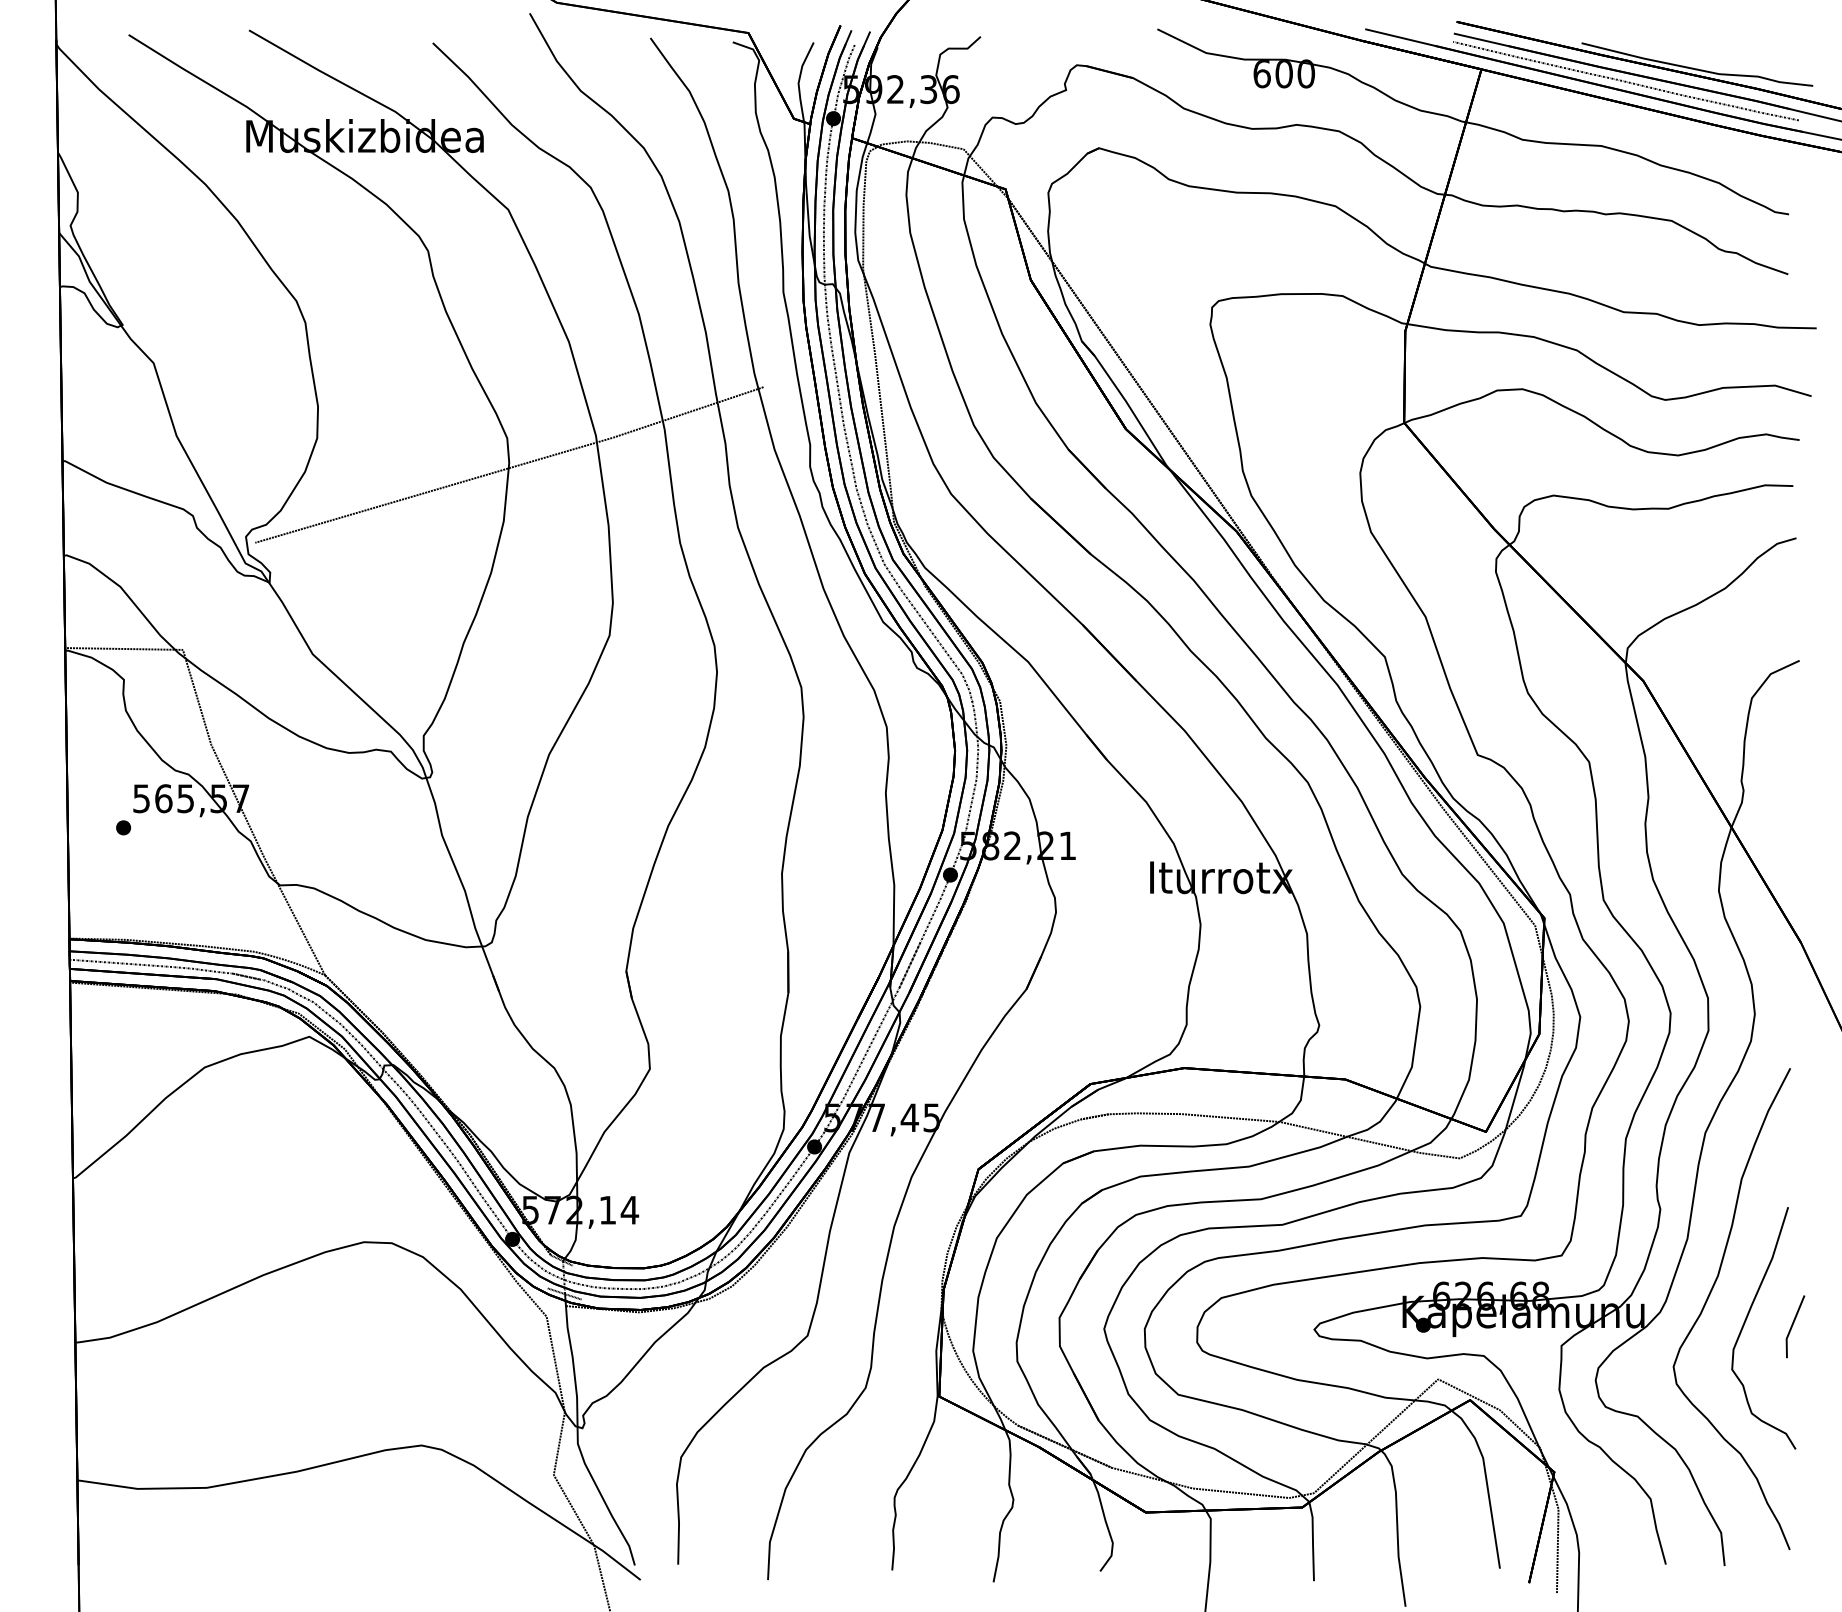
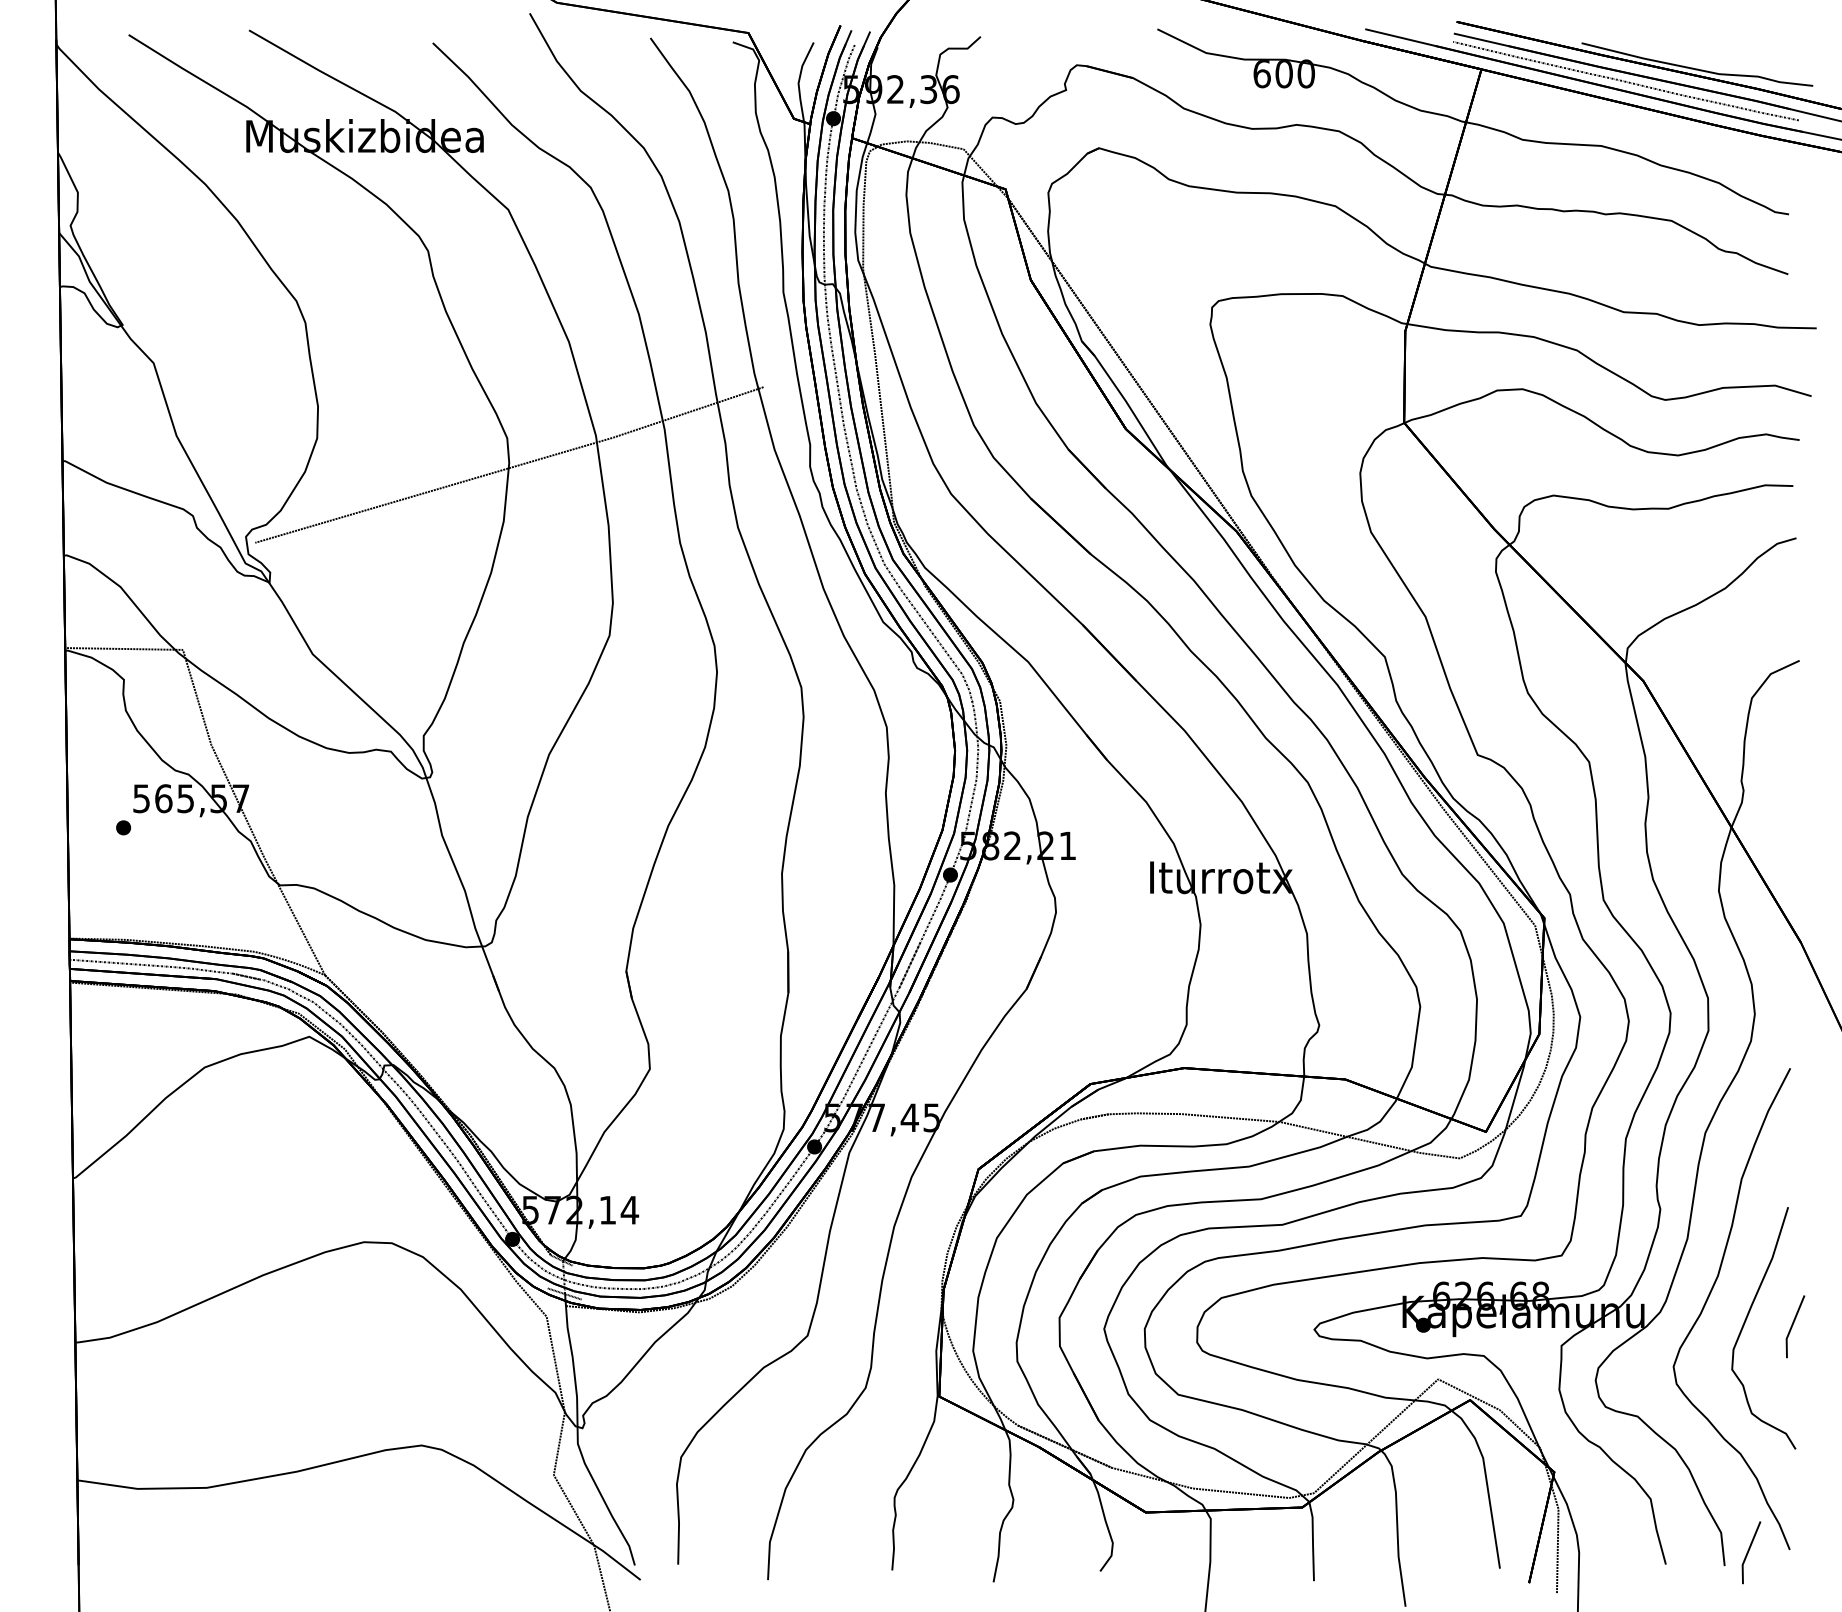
part: none -> present (1751, 1552)
